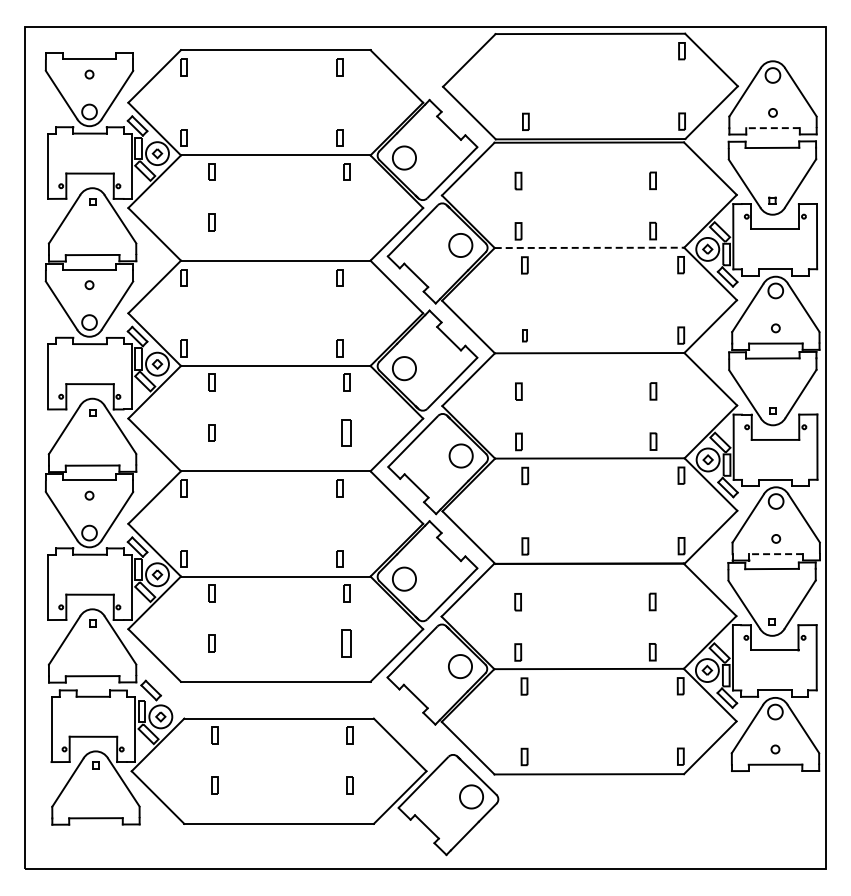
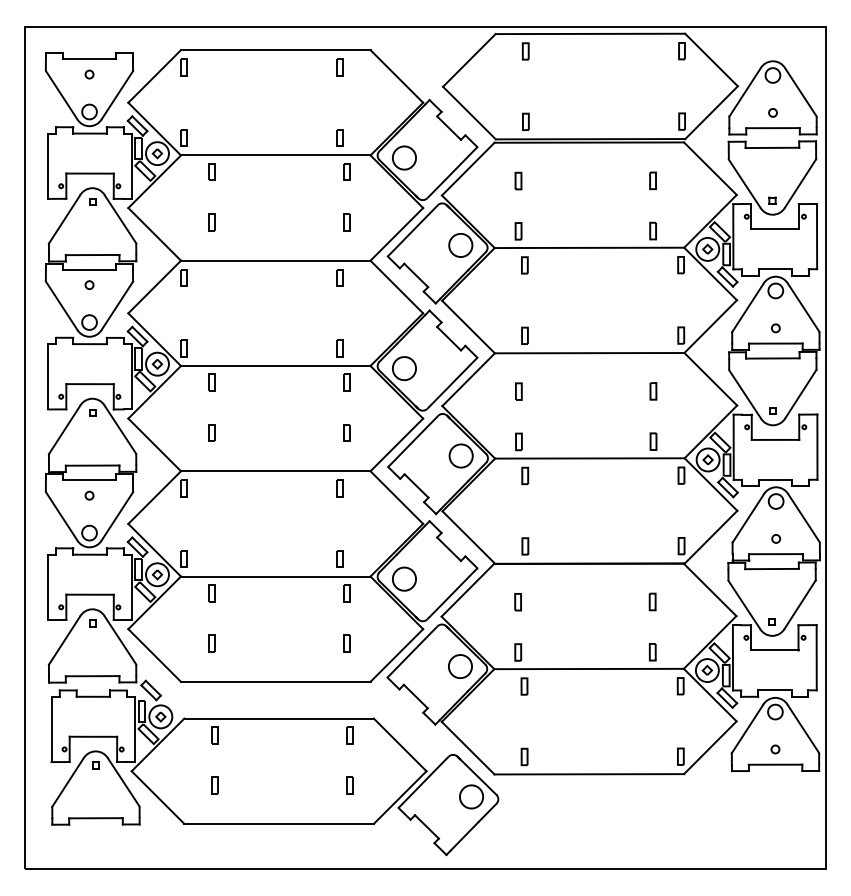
part: none -> present (525, 51)
line: dashed -> solid (773, 128)
part: none -> present (346, 222)
line: dashed -> solid (589, 247)
part size: 6x14 px -> 8x19 px (524, 335)
part size: 11x28 px -> 8x18 px (346, 432)
line: dashed -> solid (776, 554)
part size: 11x29 px -> 8x19 px (346, 643)
